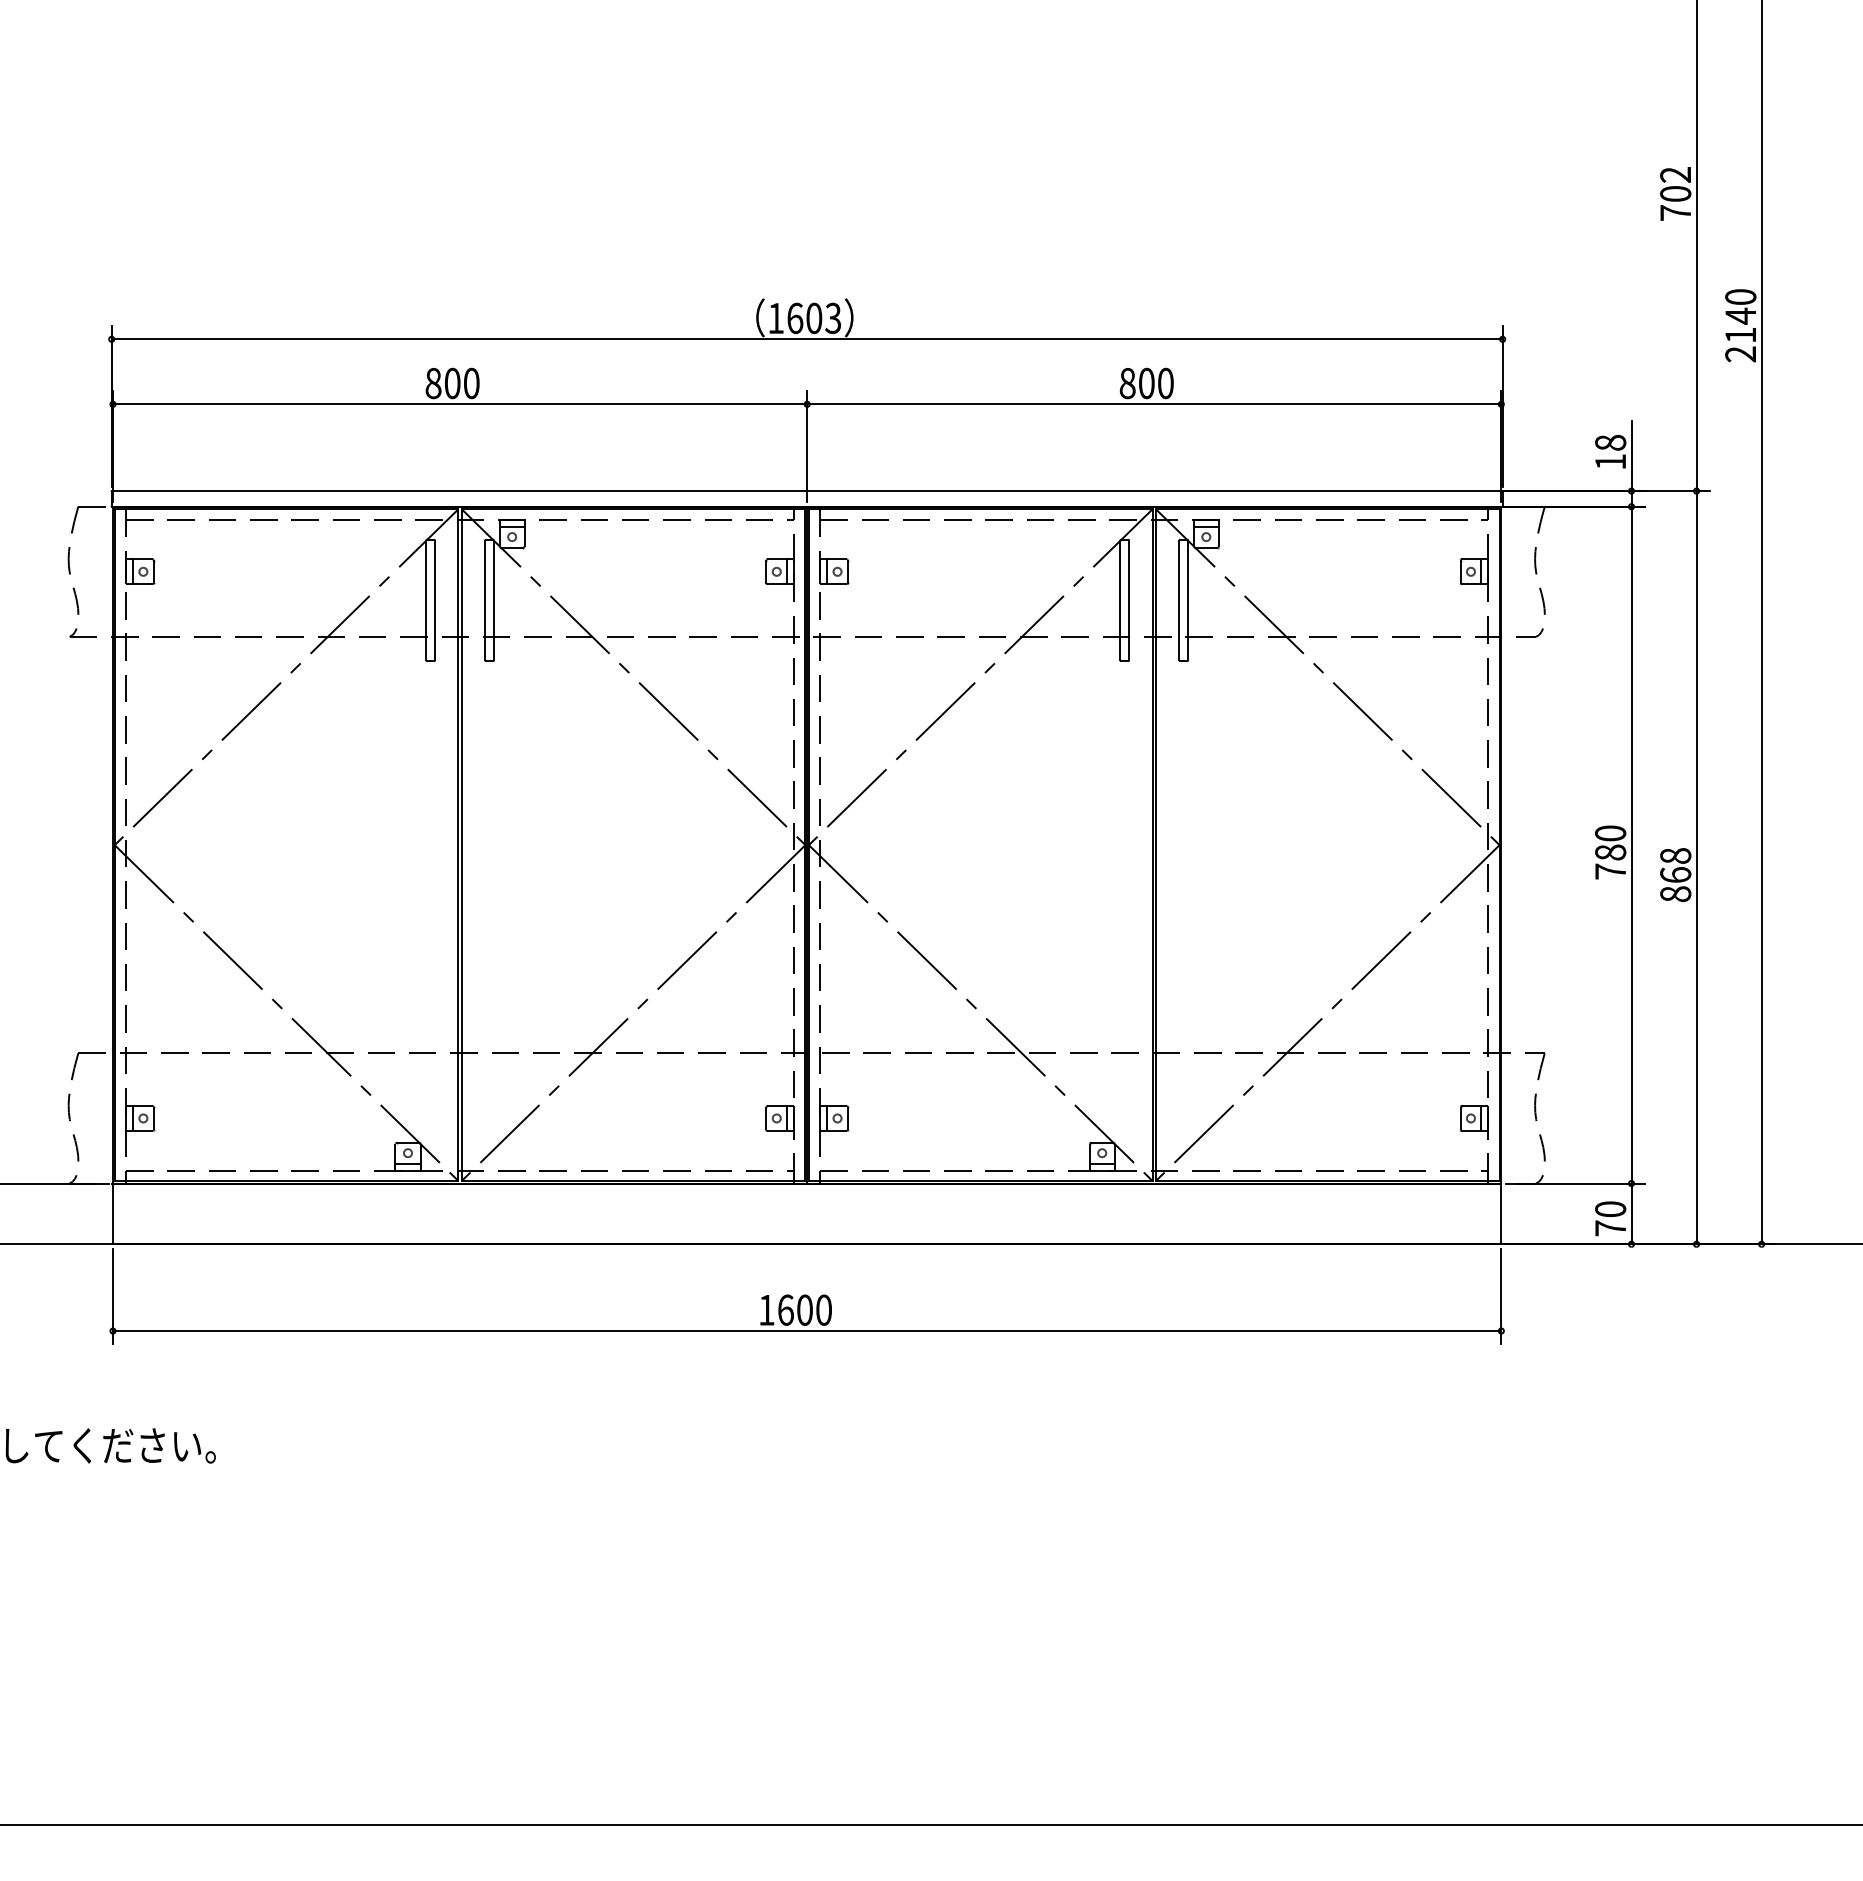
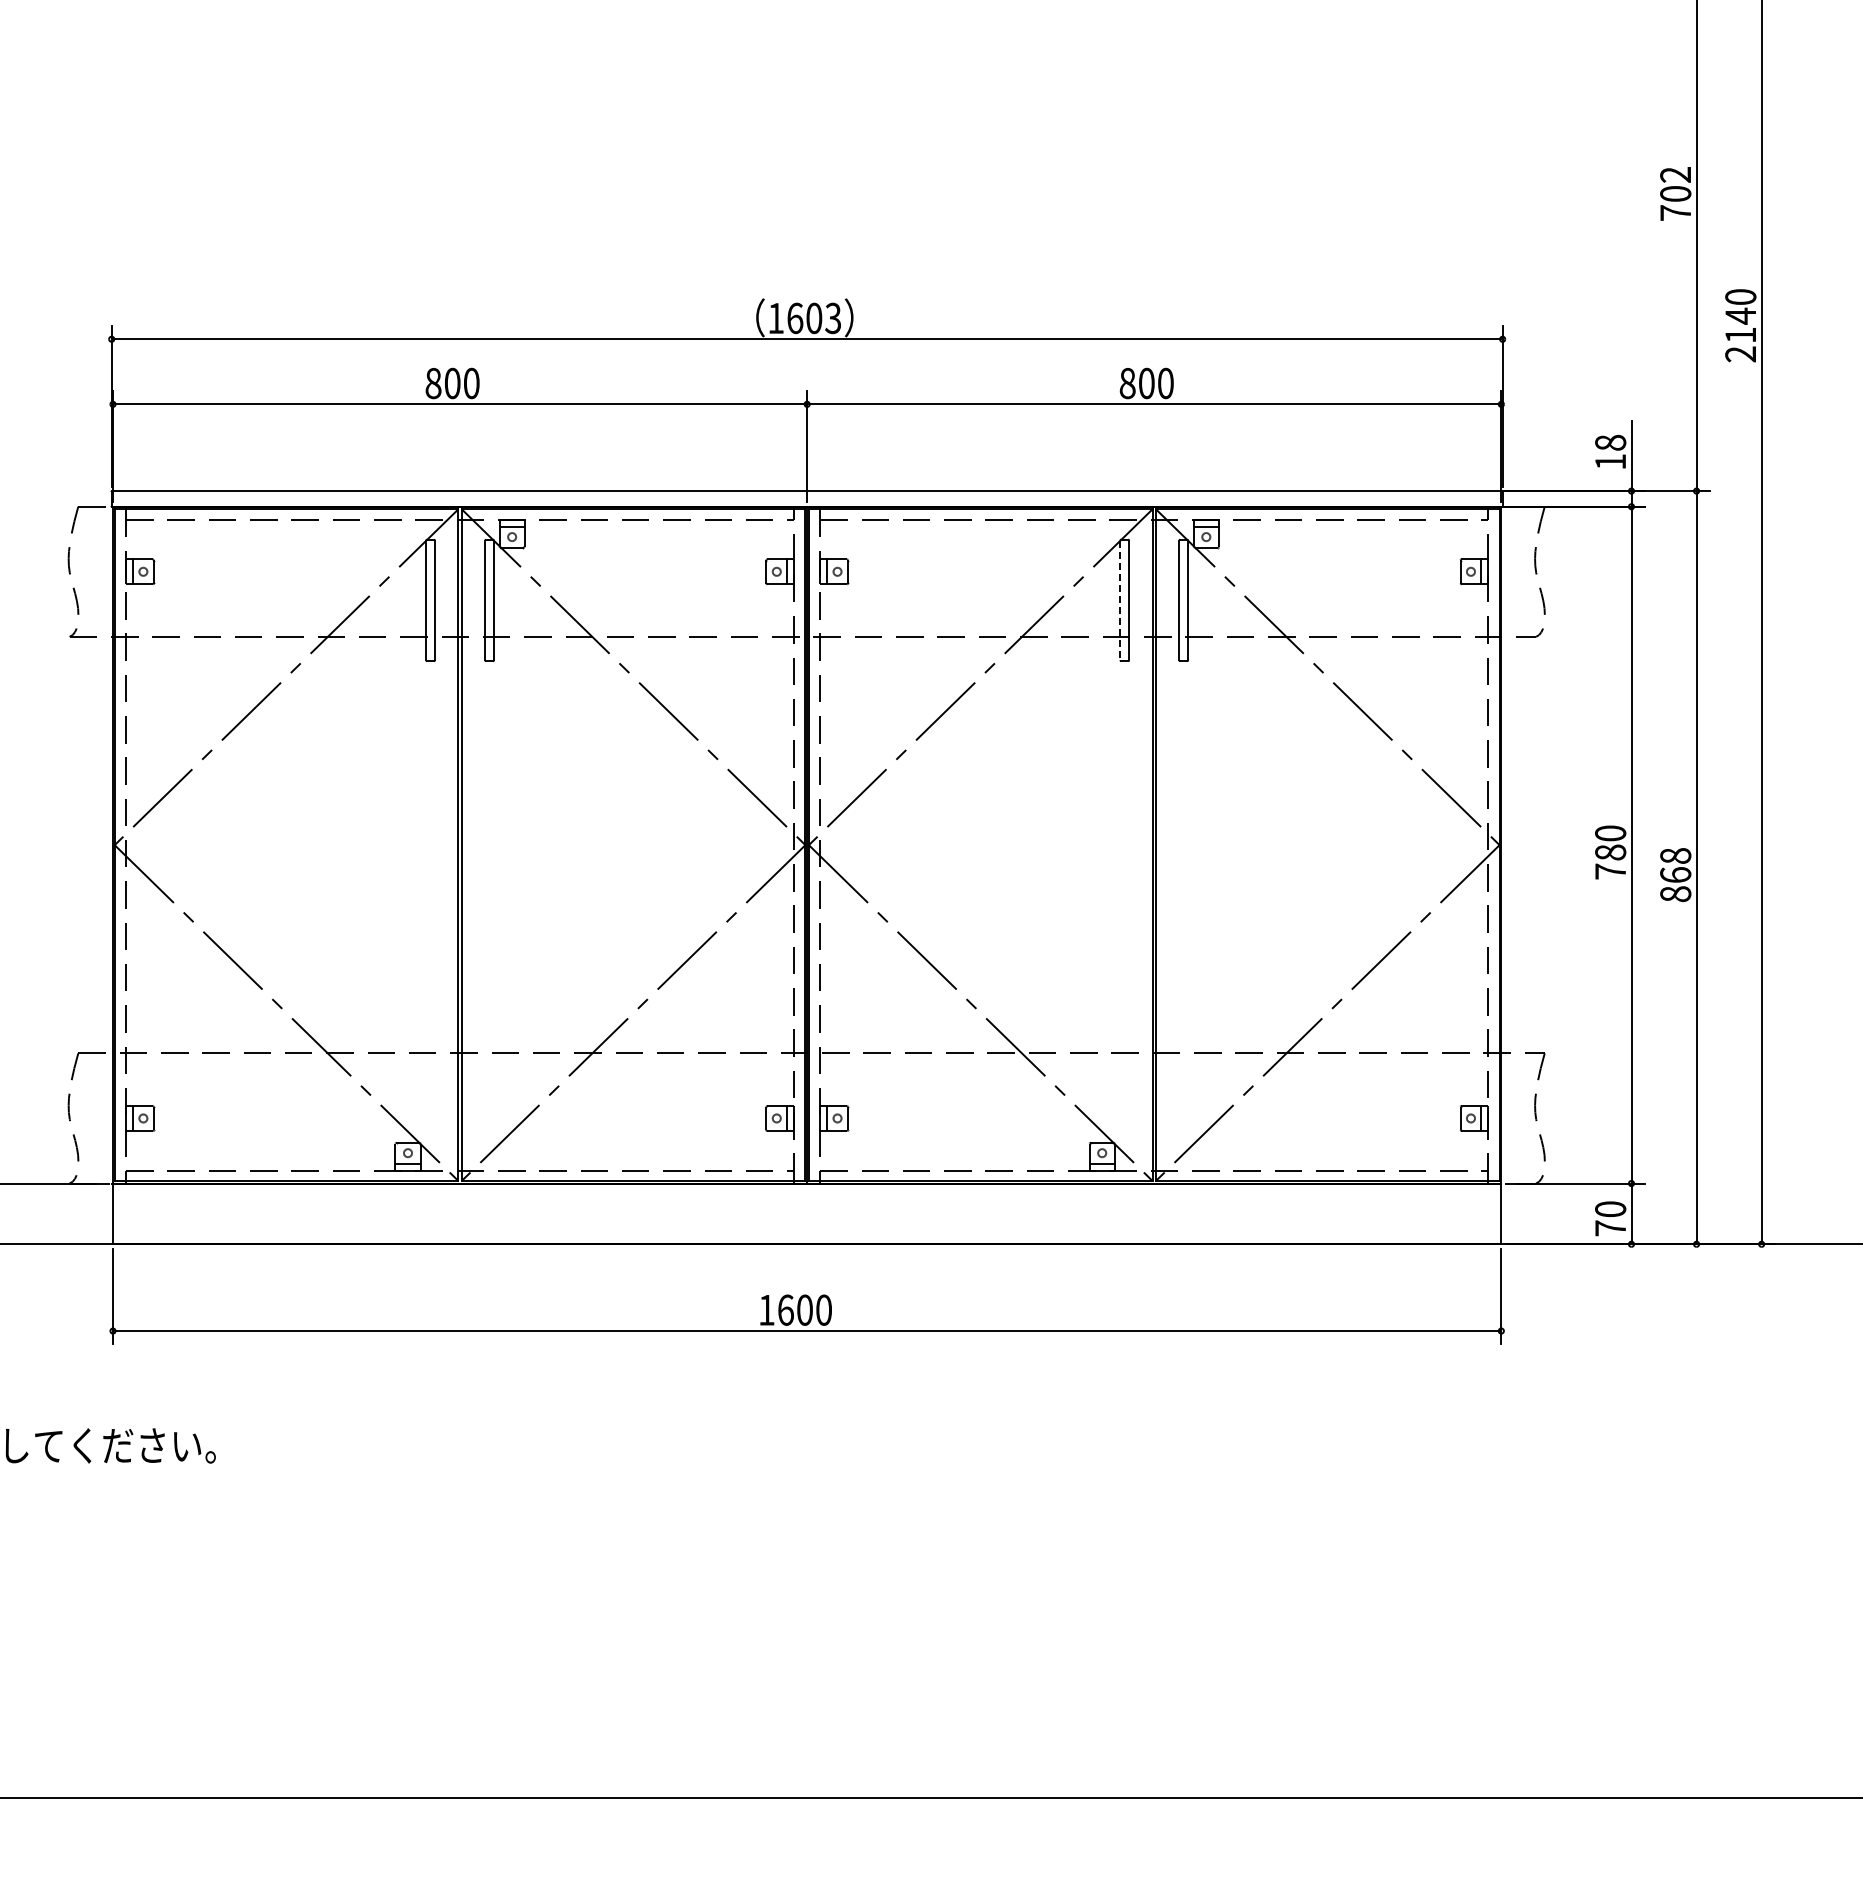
line: solid -> dashed (1120, 600)
line position: (930, 1824) -> (930, 1797) (930, 1797)
